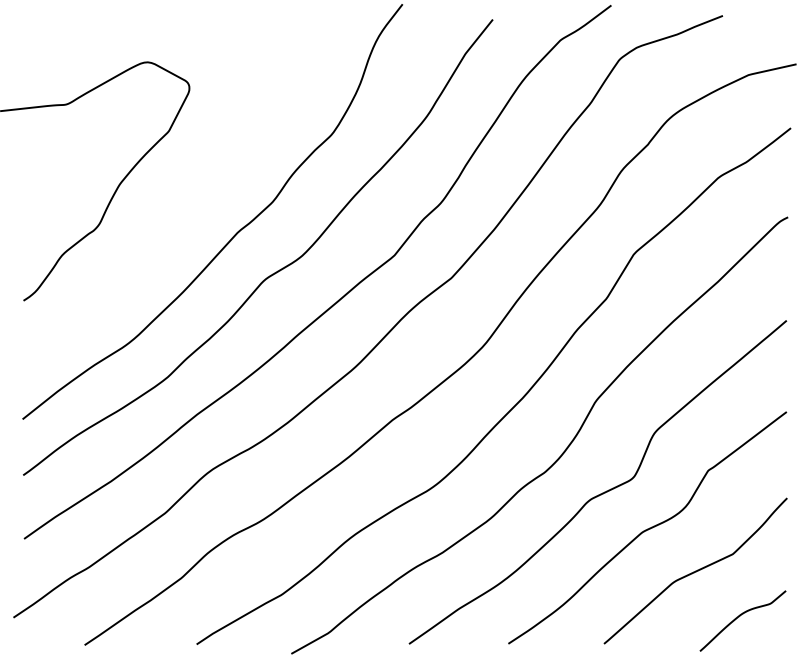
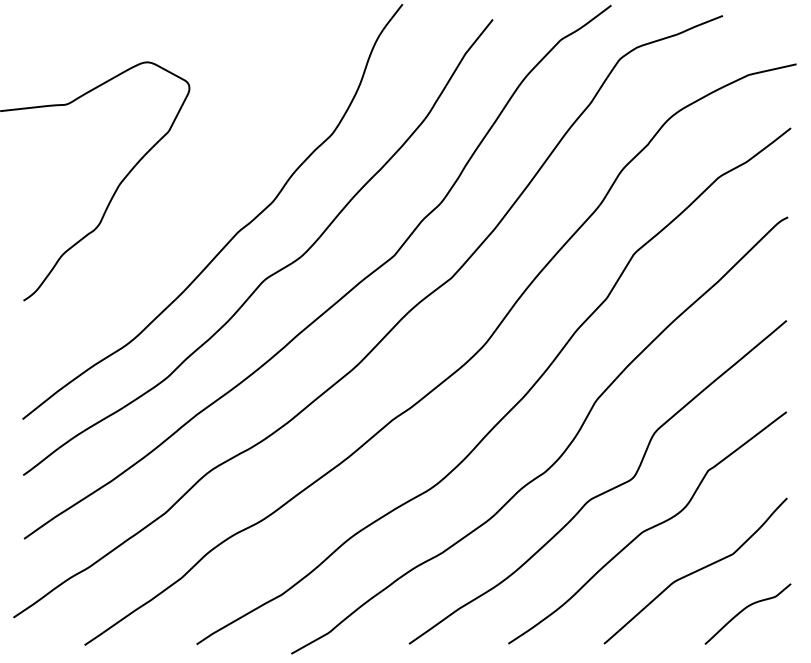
curve position: (739, 617) -> (744, 610) (744, 610)
